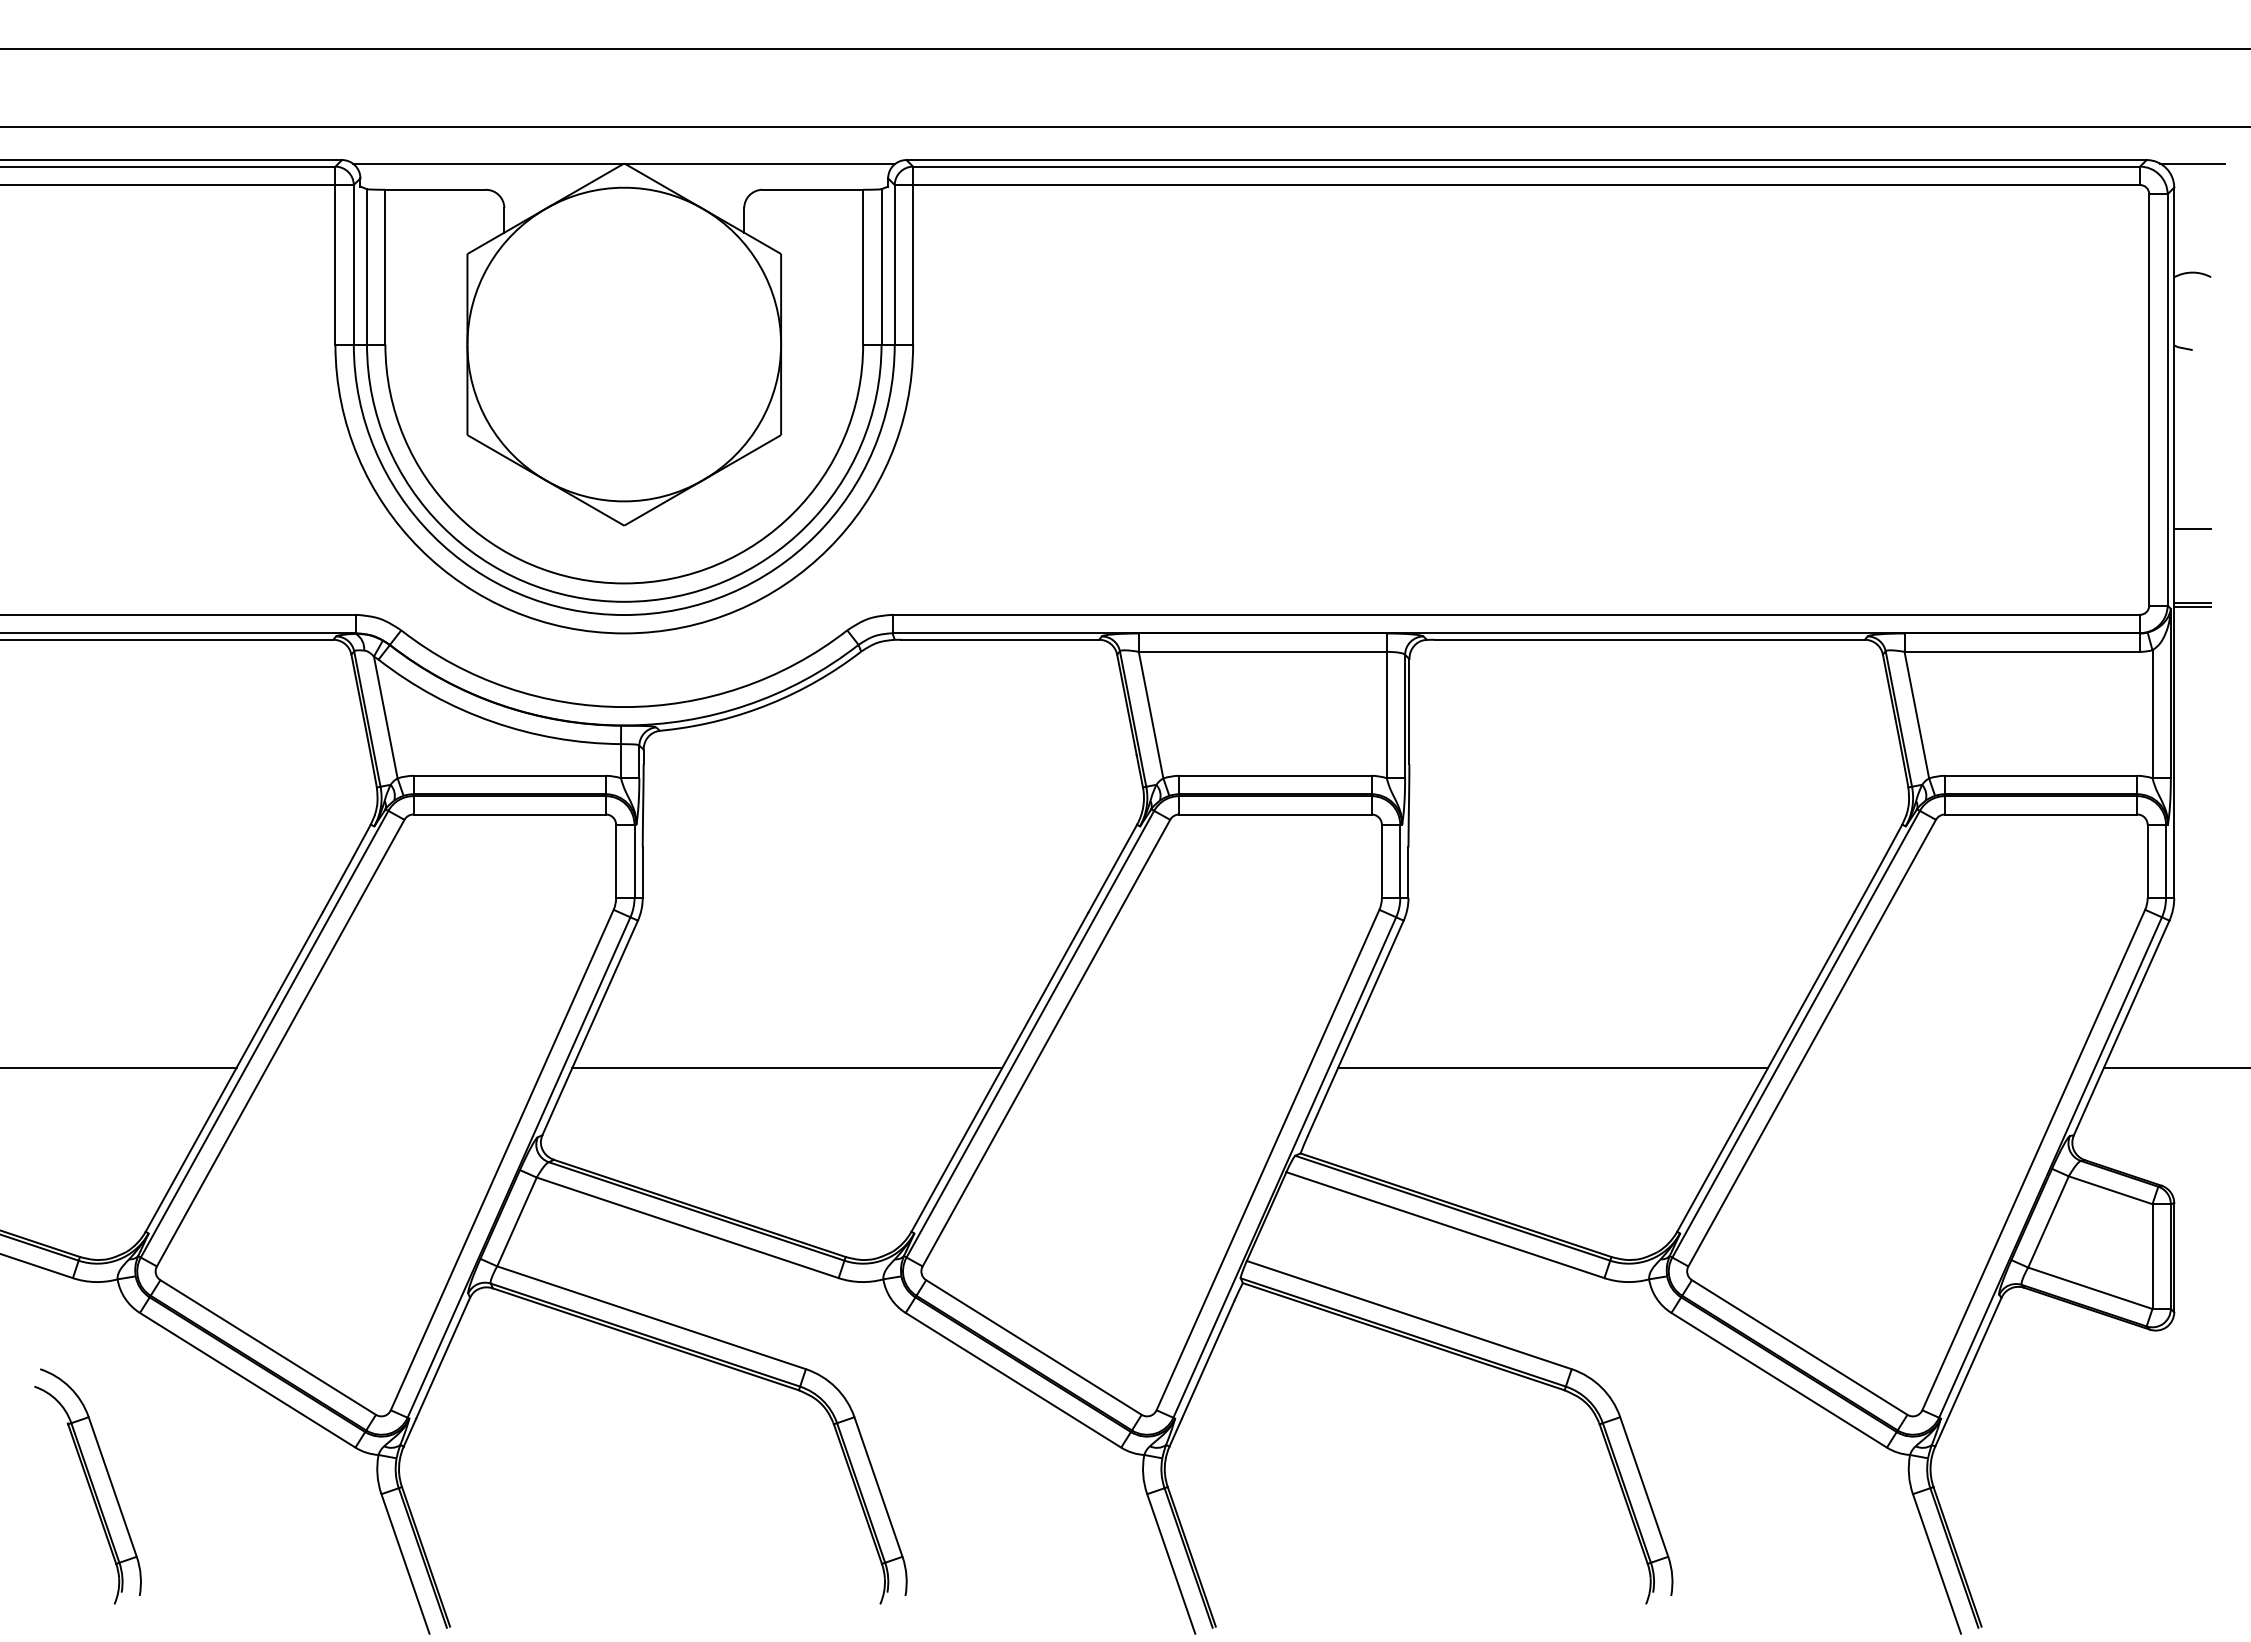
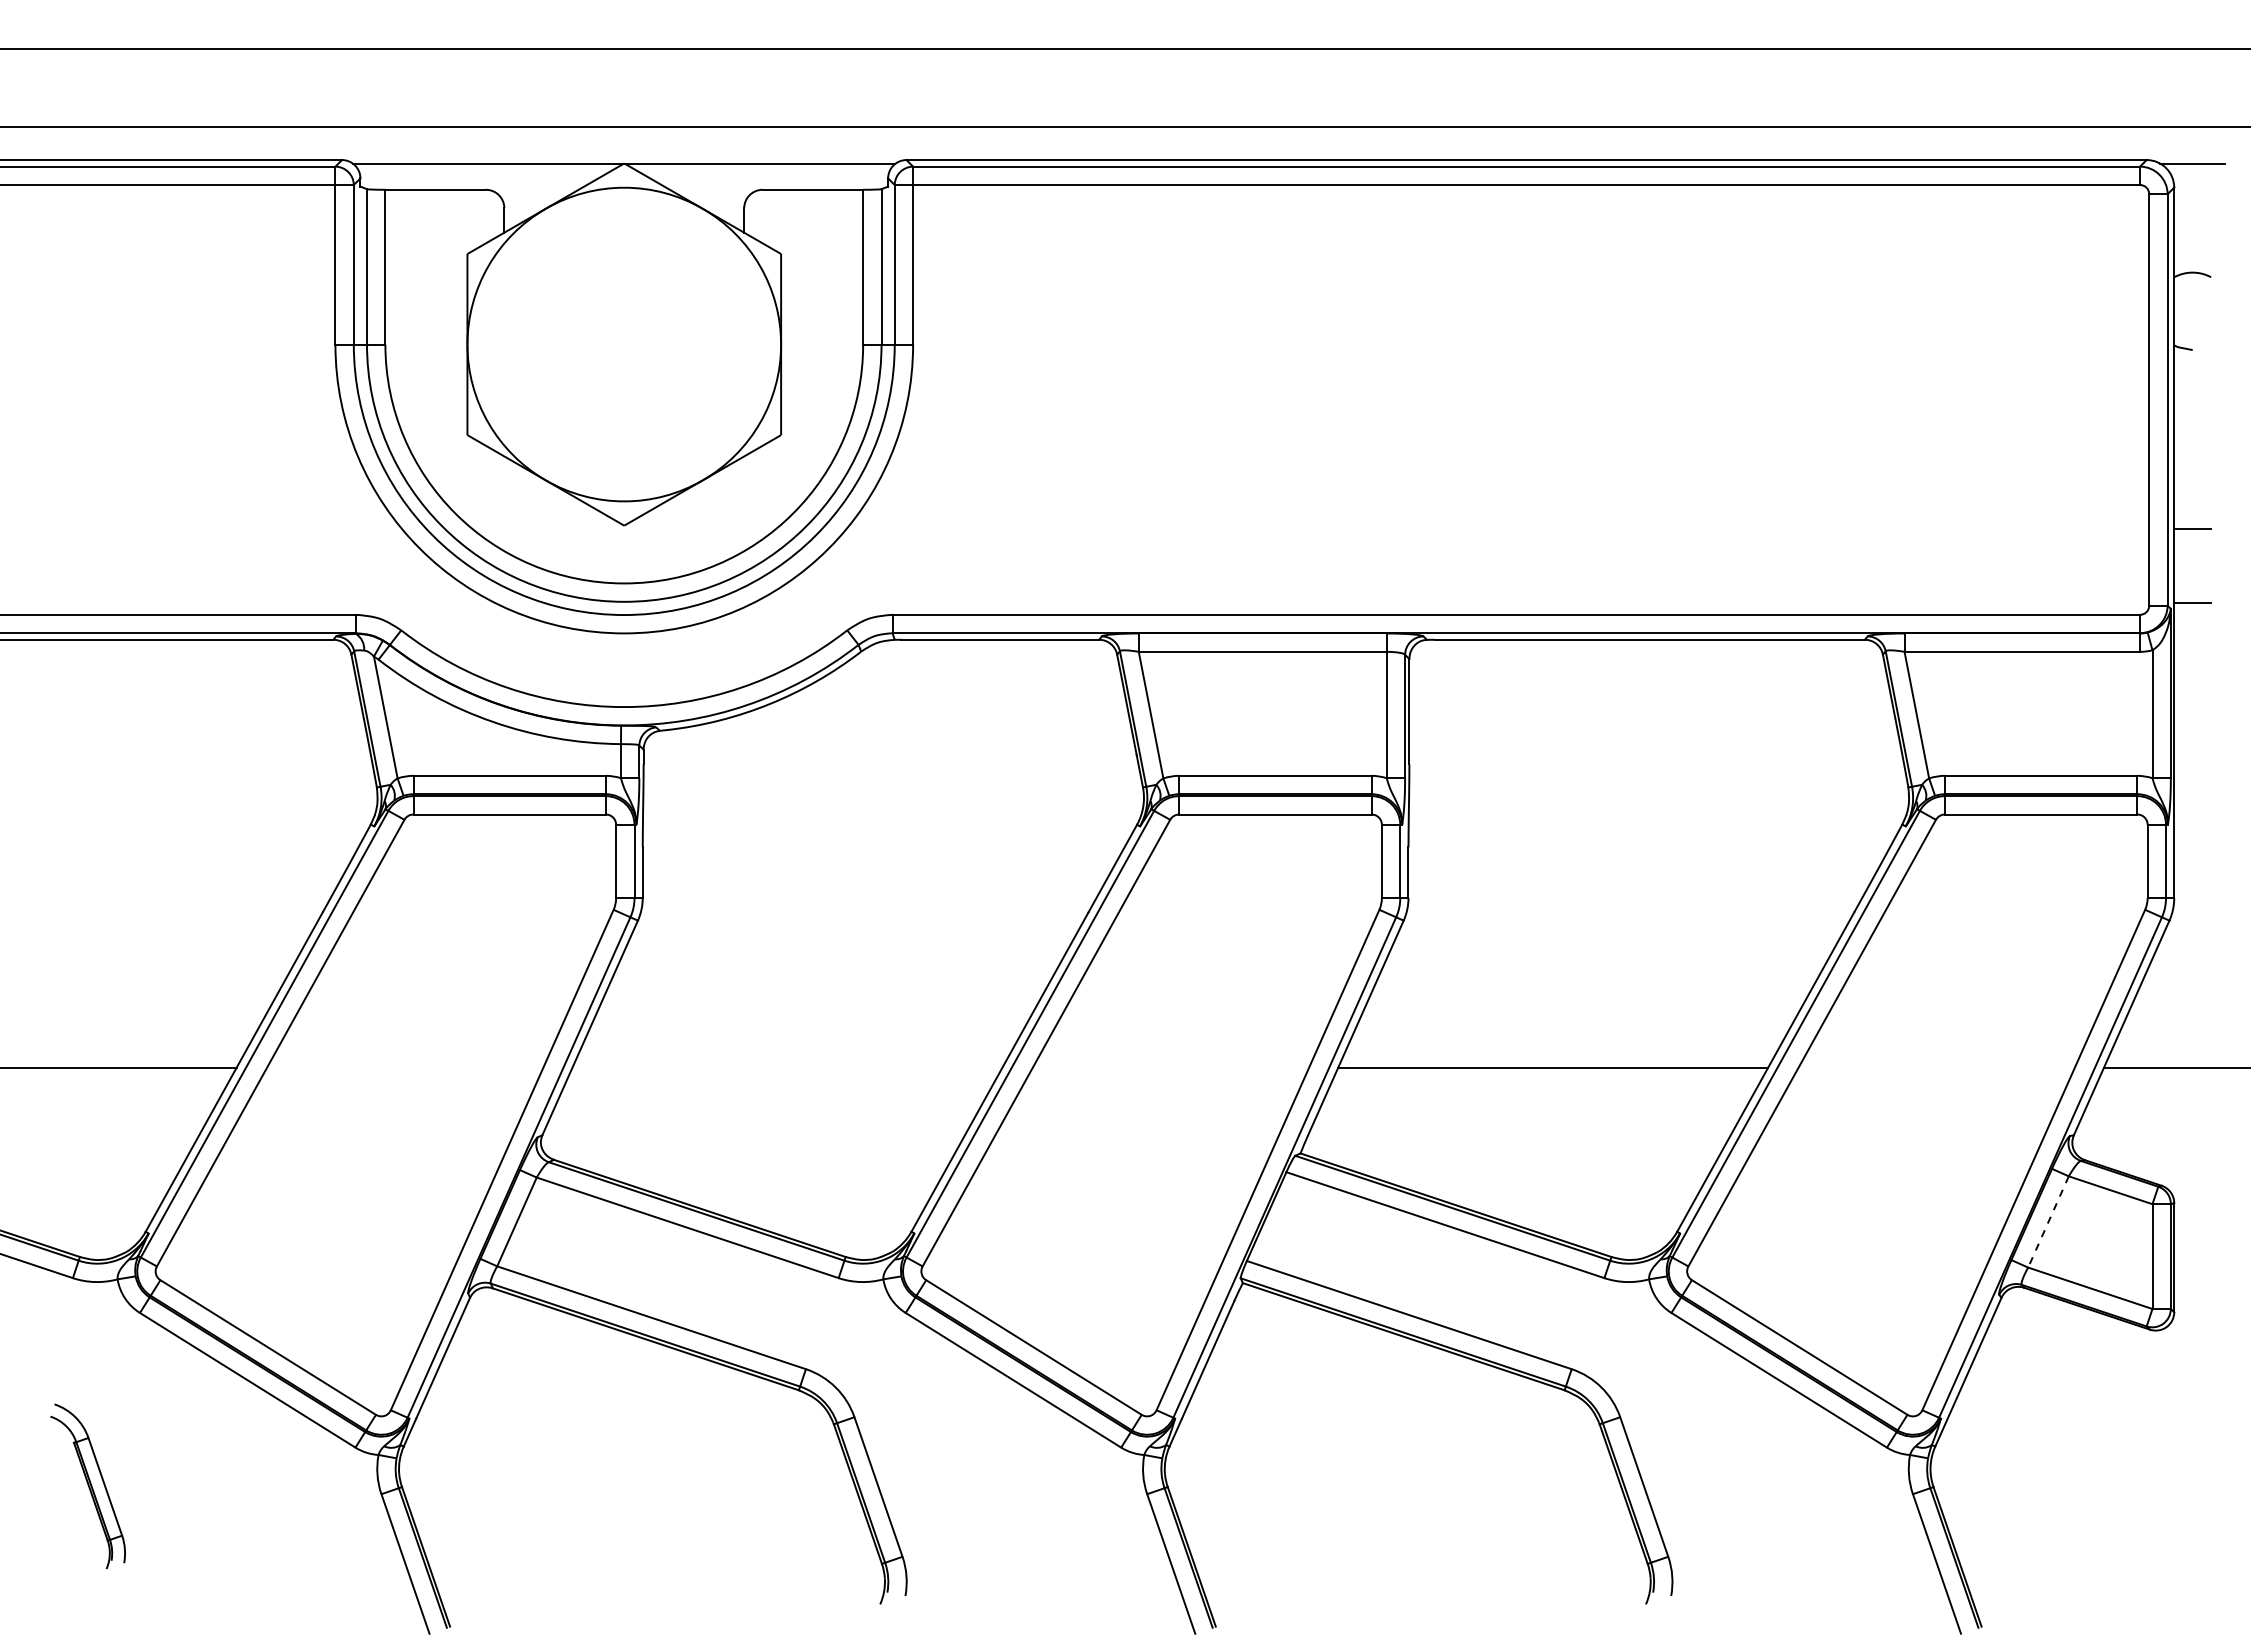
line: present -> none (2192, 606)
line: present -> none (787, 1067)
line: solid -> dashed (2048, 1221)
part size: 108x237 px -> 76x167 px (87, 1486)
